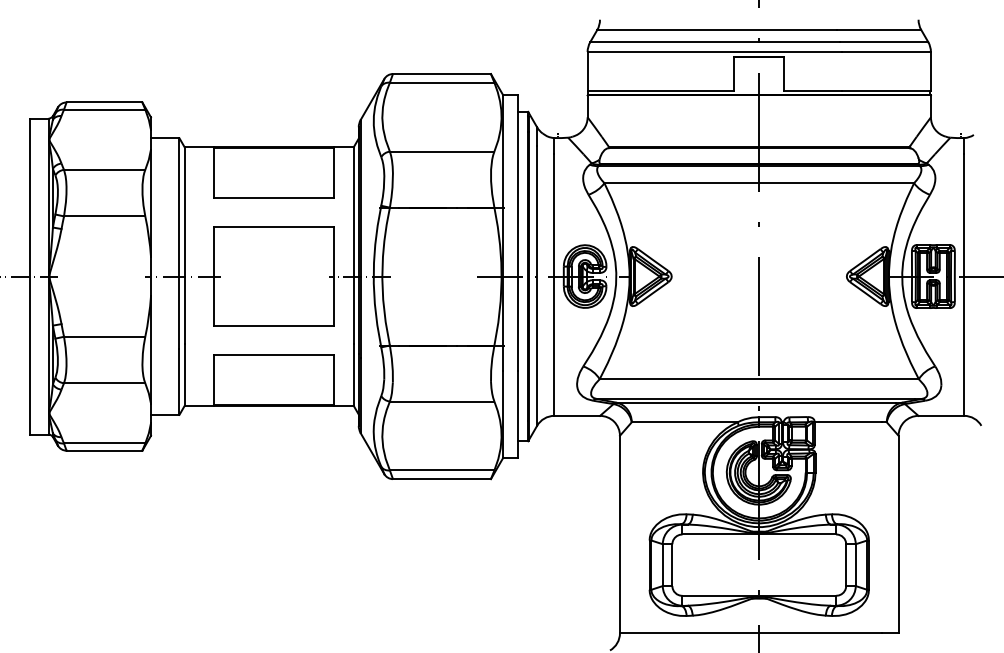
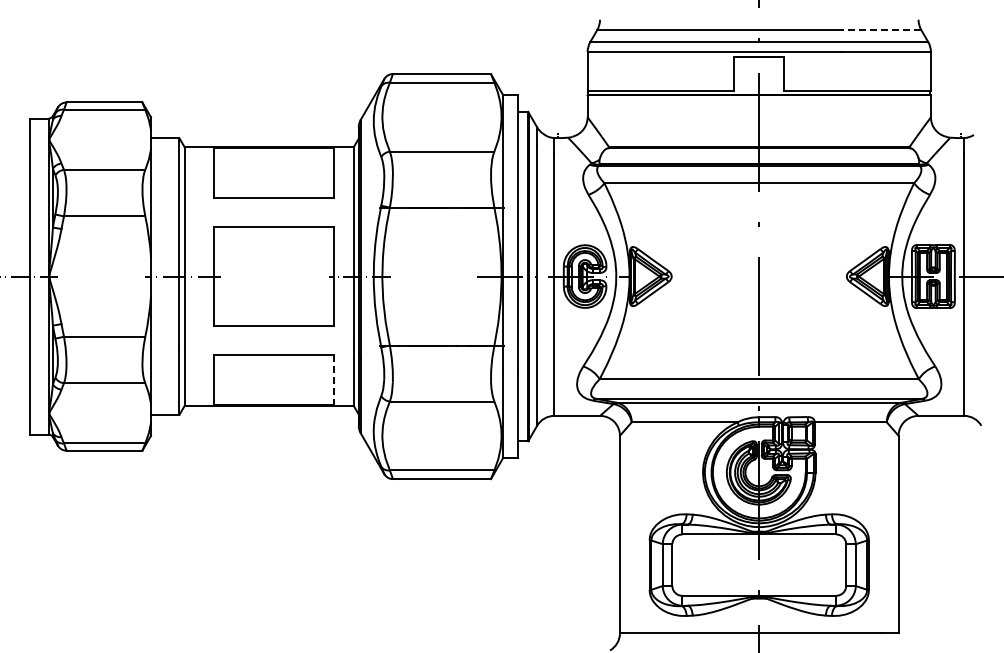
line: solid -> dashed (879, 29)
line: solid -> dashed (333, 379)
